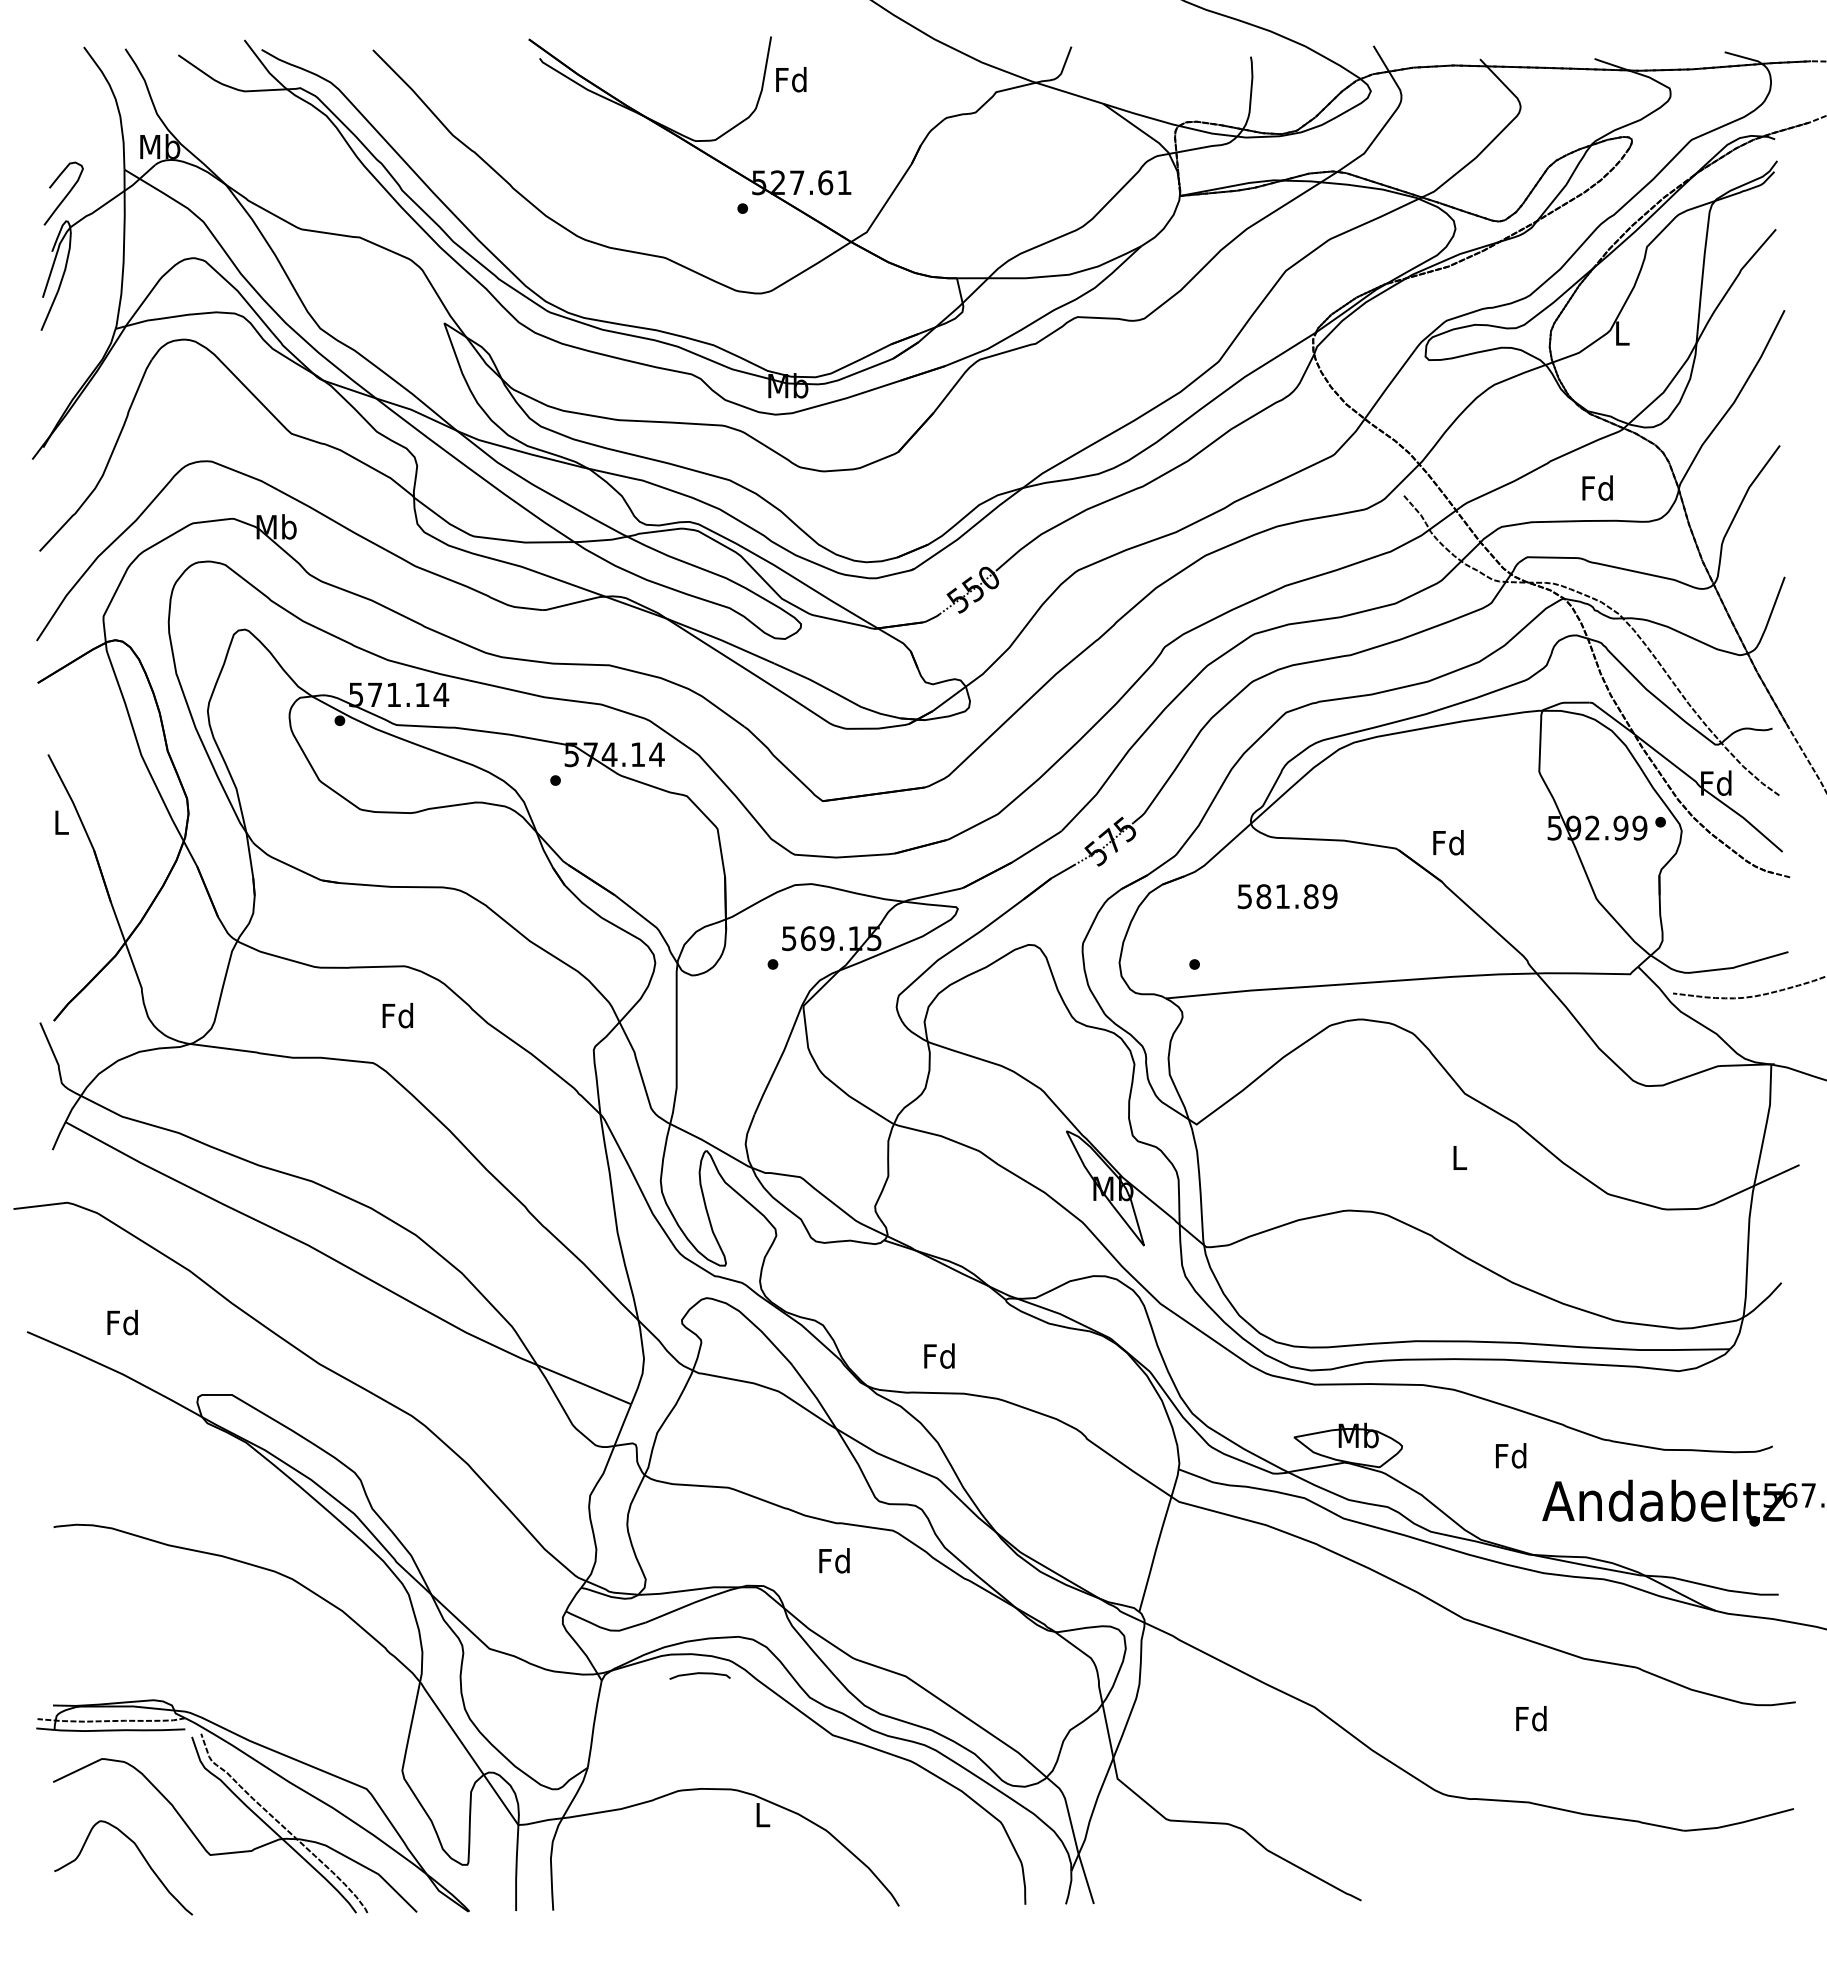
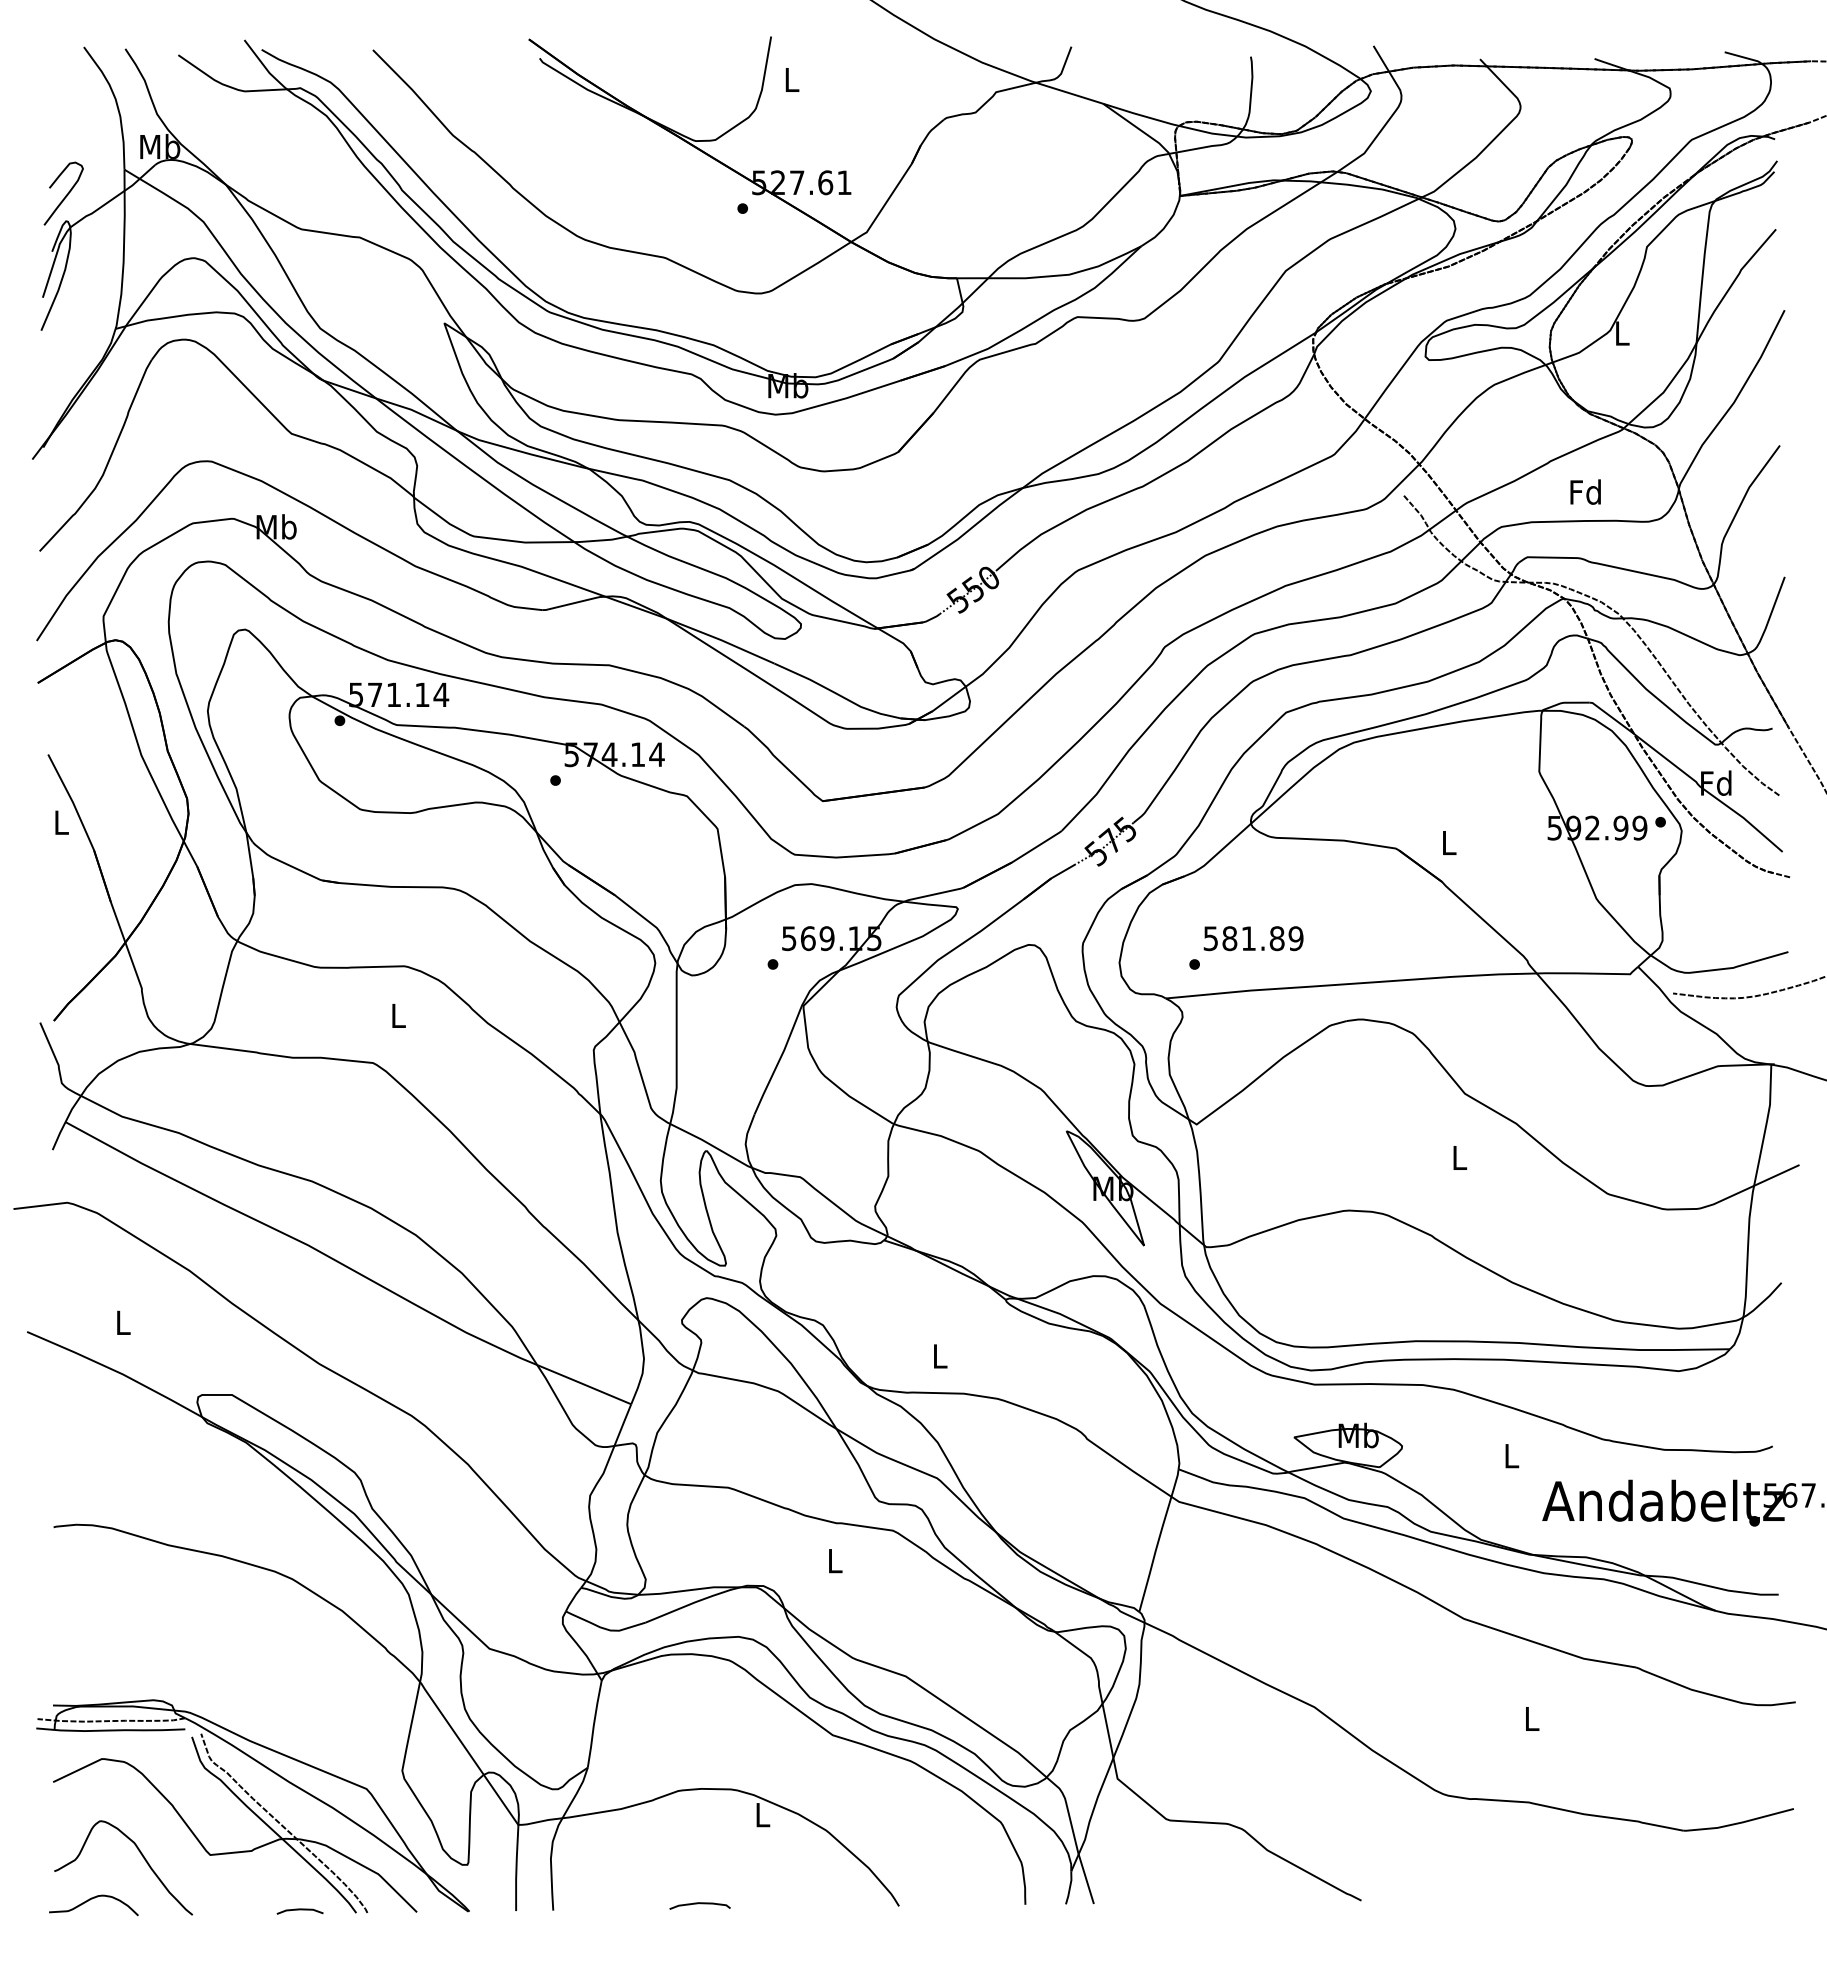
text: Fd -> L (791, 79)
text position: (1597, 487) -> (1585, 491) (1585, 491)
text: Fd -> L (1448, 842)
text position: (1287, 896) -> (1253, 938) (1253, 938)
text: Fd -> L (397, 1015)
text: Fd -> L (122, 1322)
text: Fd -> L (939, 1355)
text: Fd -> L (1511, 1455)
text: Fd -> L (834, 1560)
curve position: (699, 1674) -> (699, 1904) (699, 1904)
text: Fd -> L (1531, 1718)
curve: none -> present (90, 1900)
line: none -> present (299, 1910)
